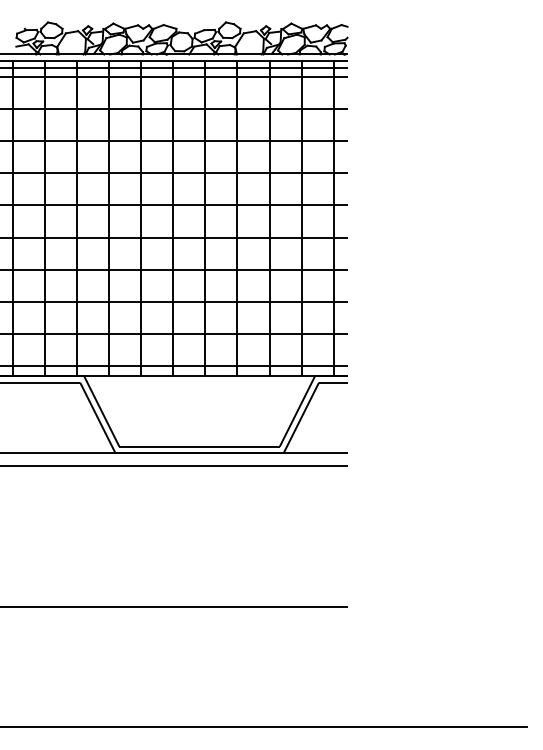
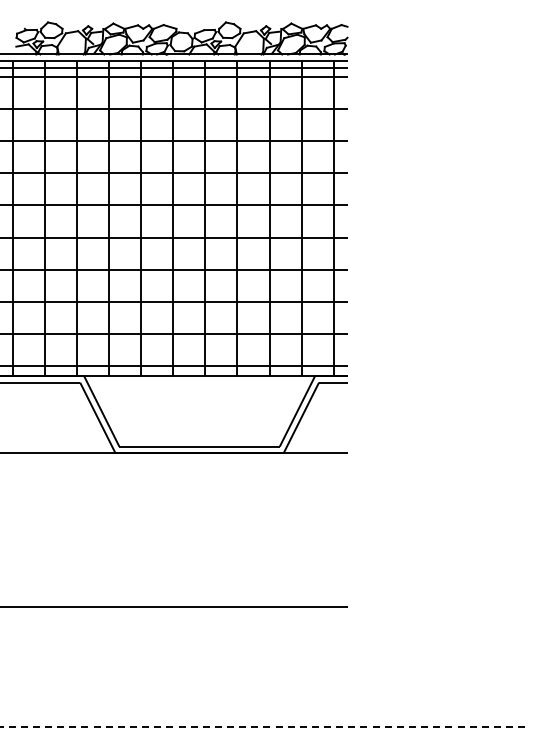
line: present -> none (174, 465)
line: solid -> dashed (263, 727)
